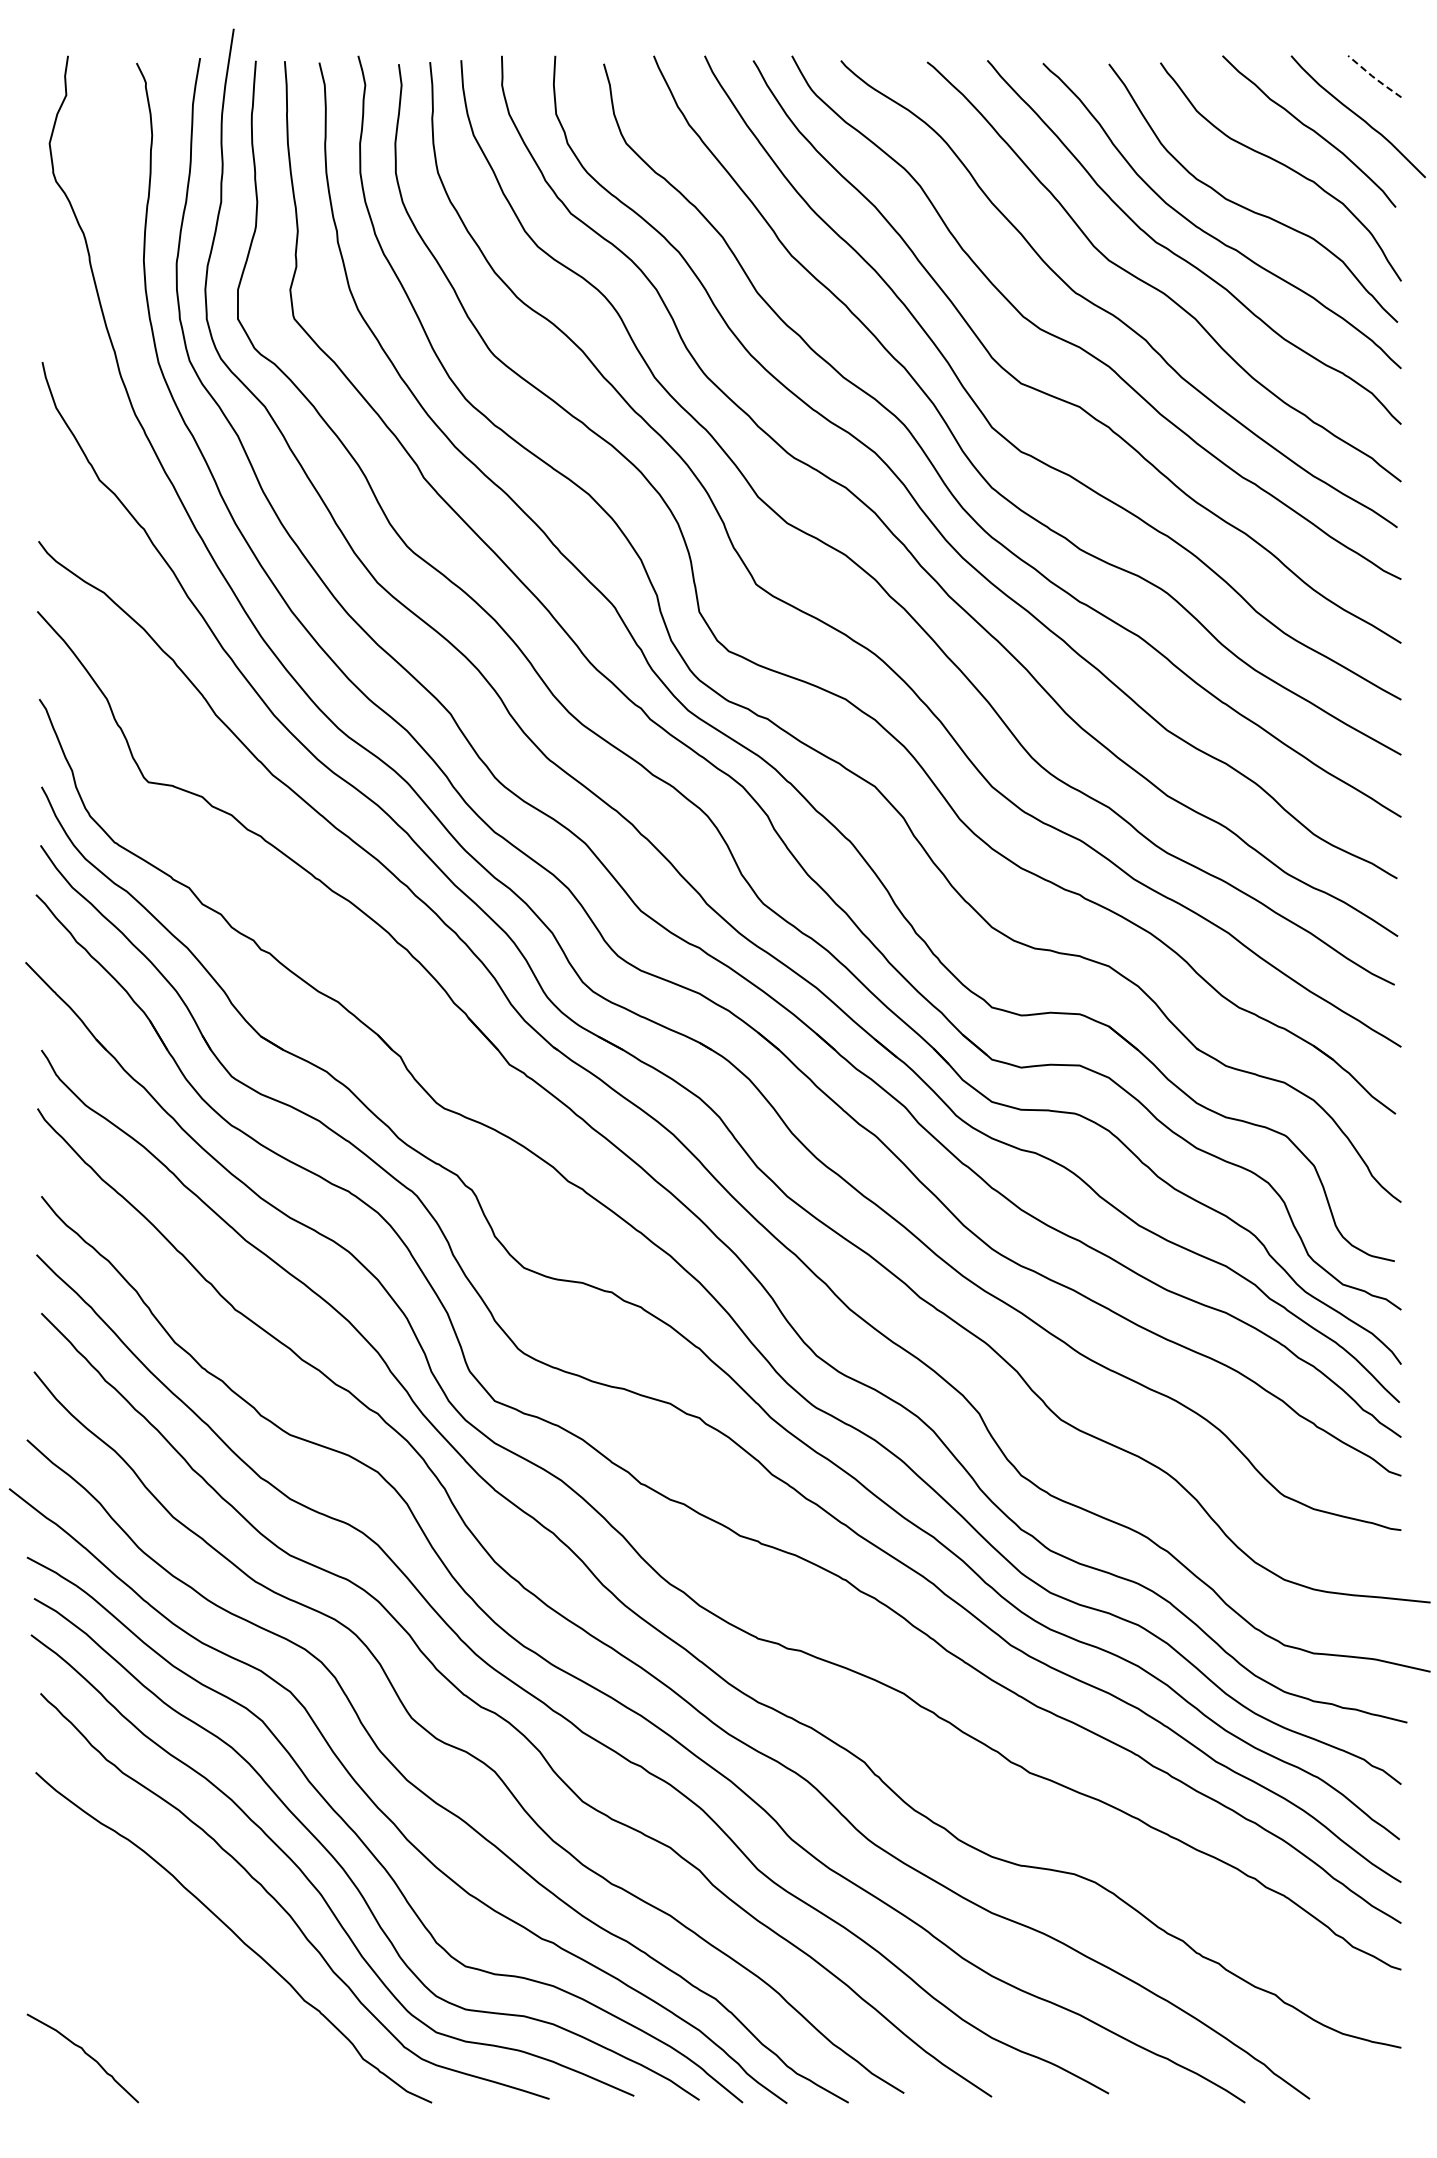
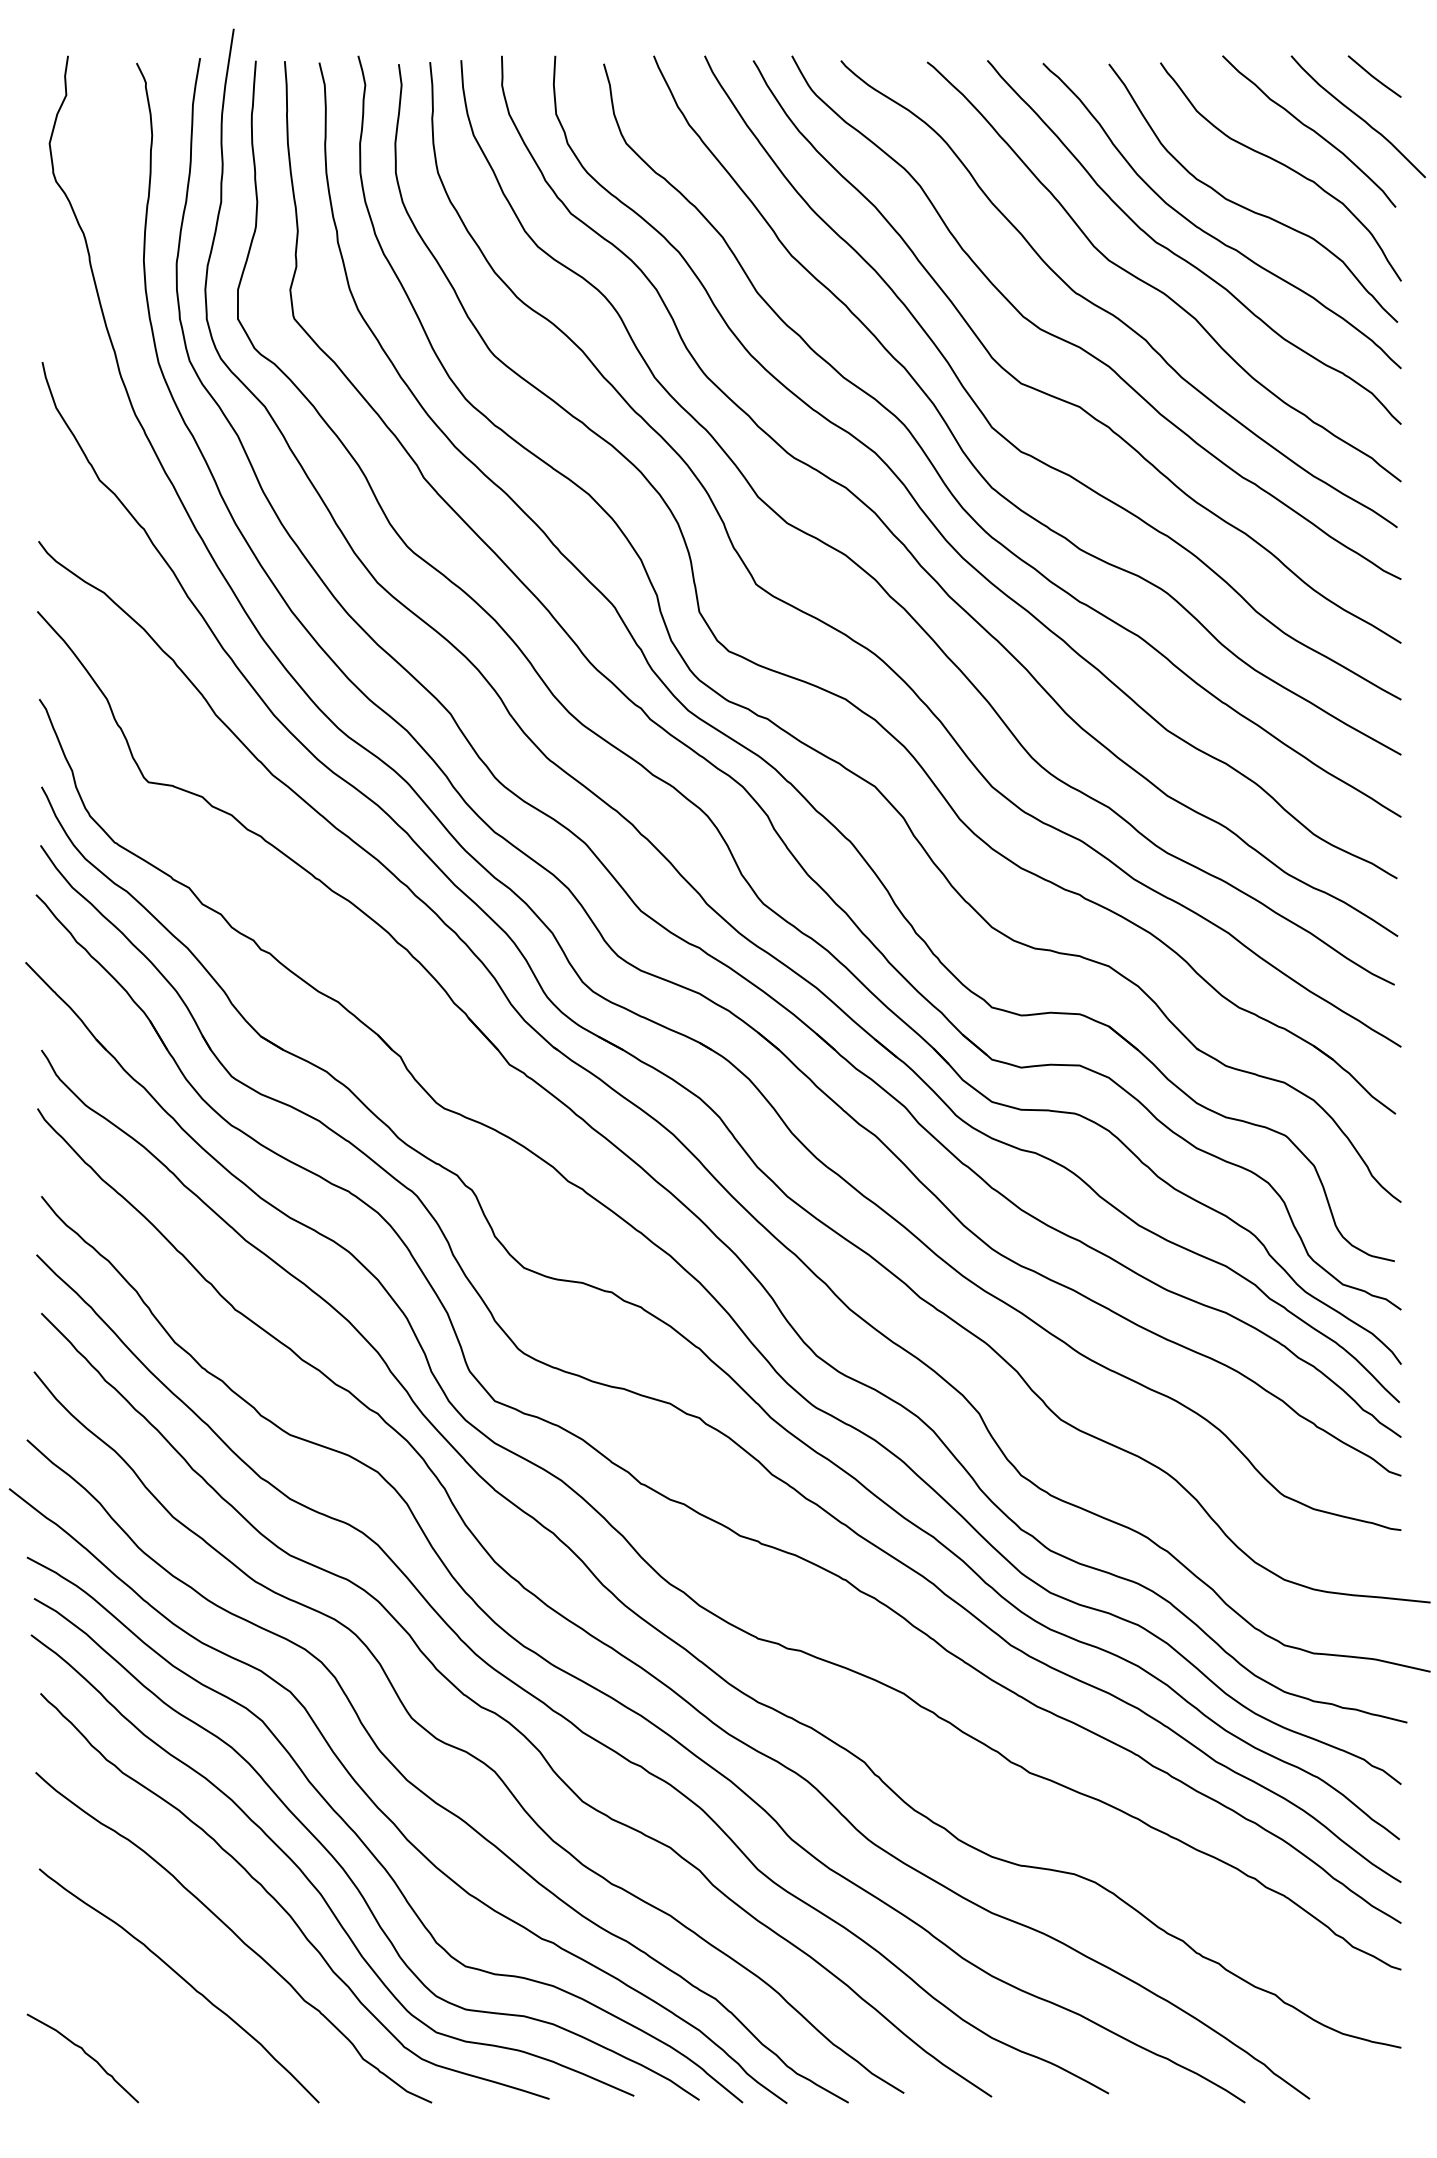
line: dashed -> solid (1373, 77)
curve: none -> present (183, 1980)
